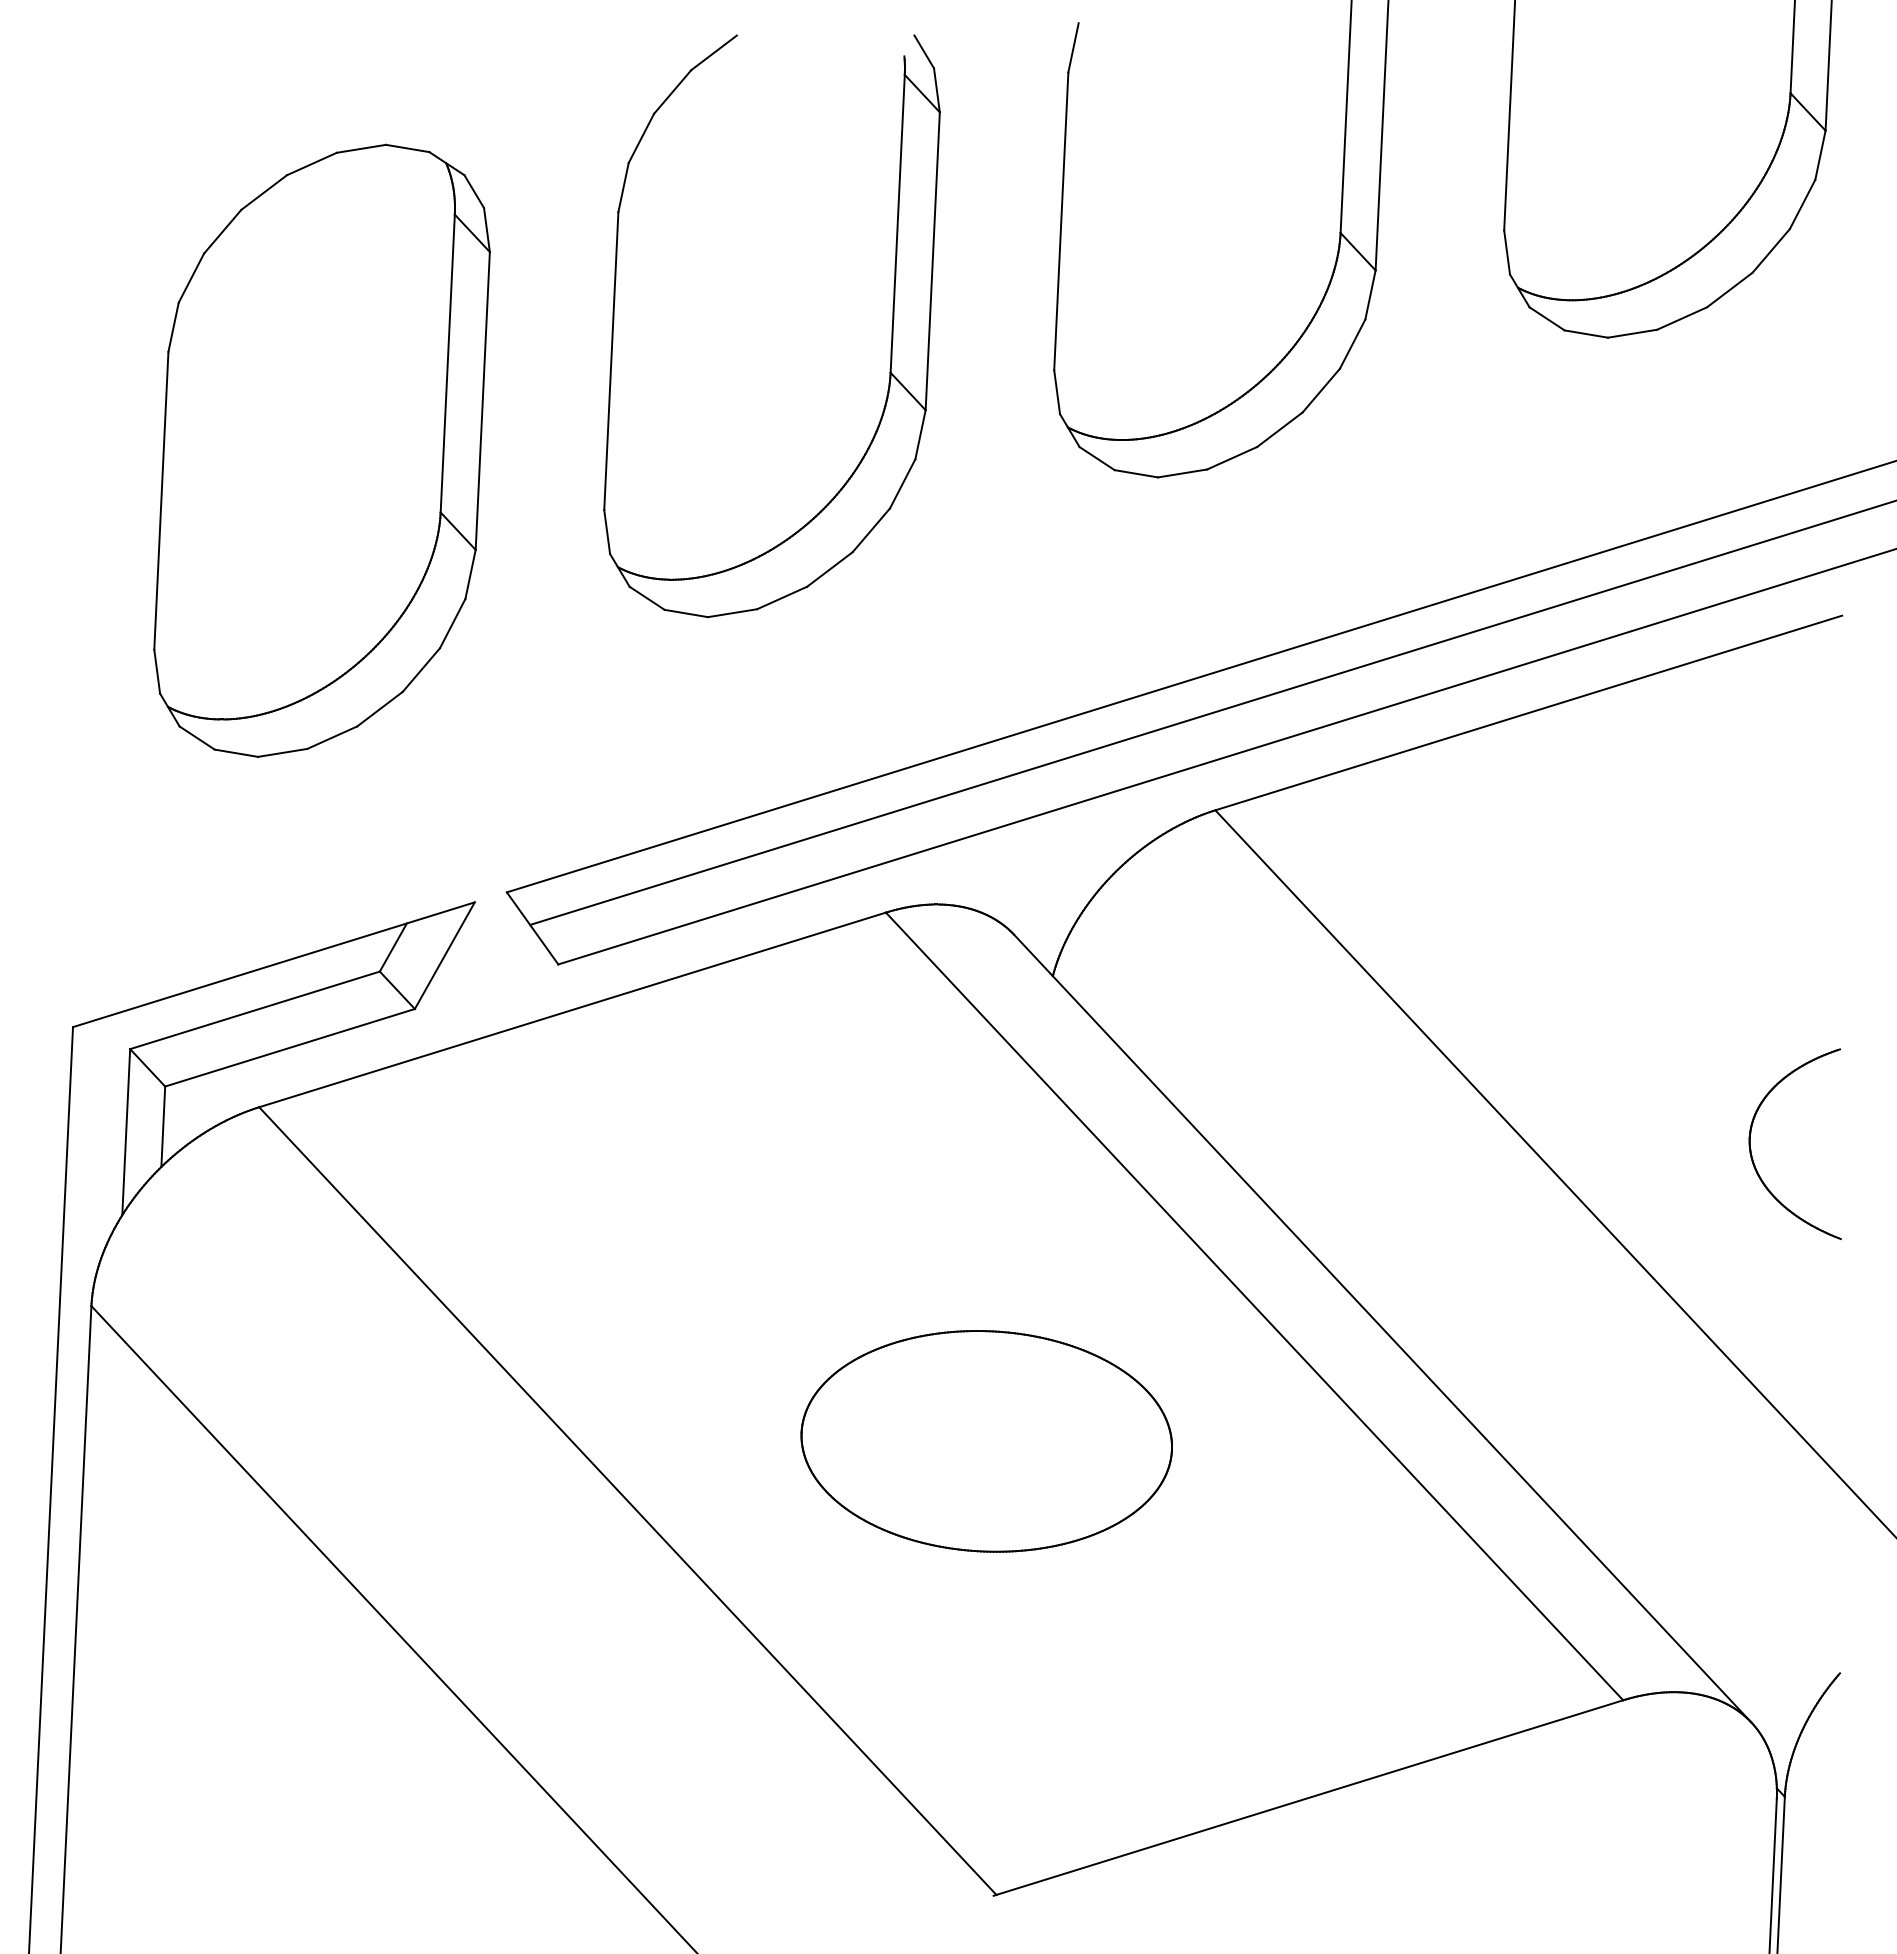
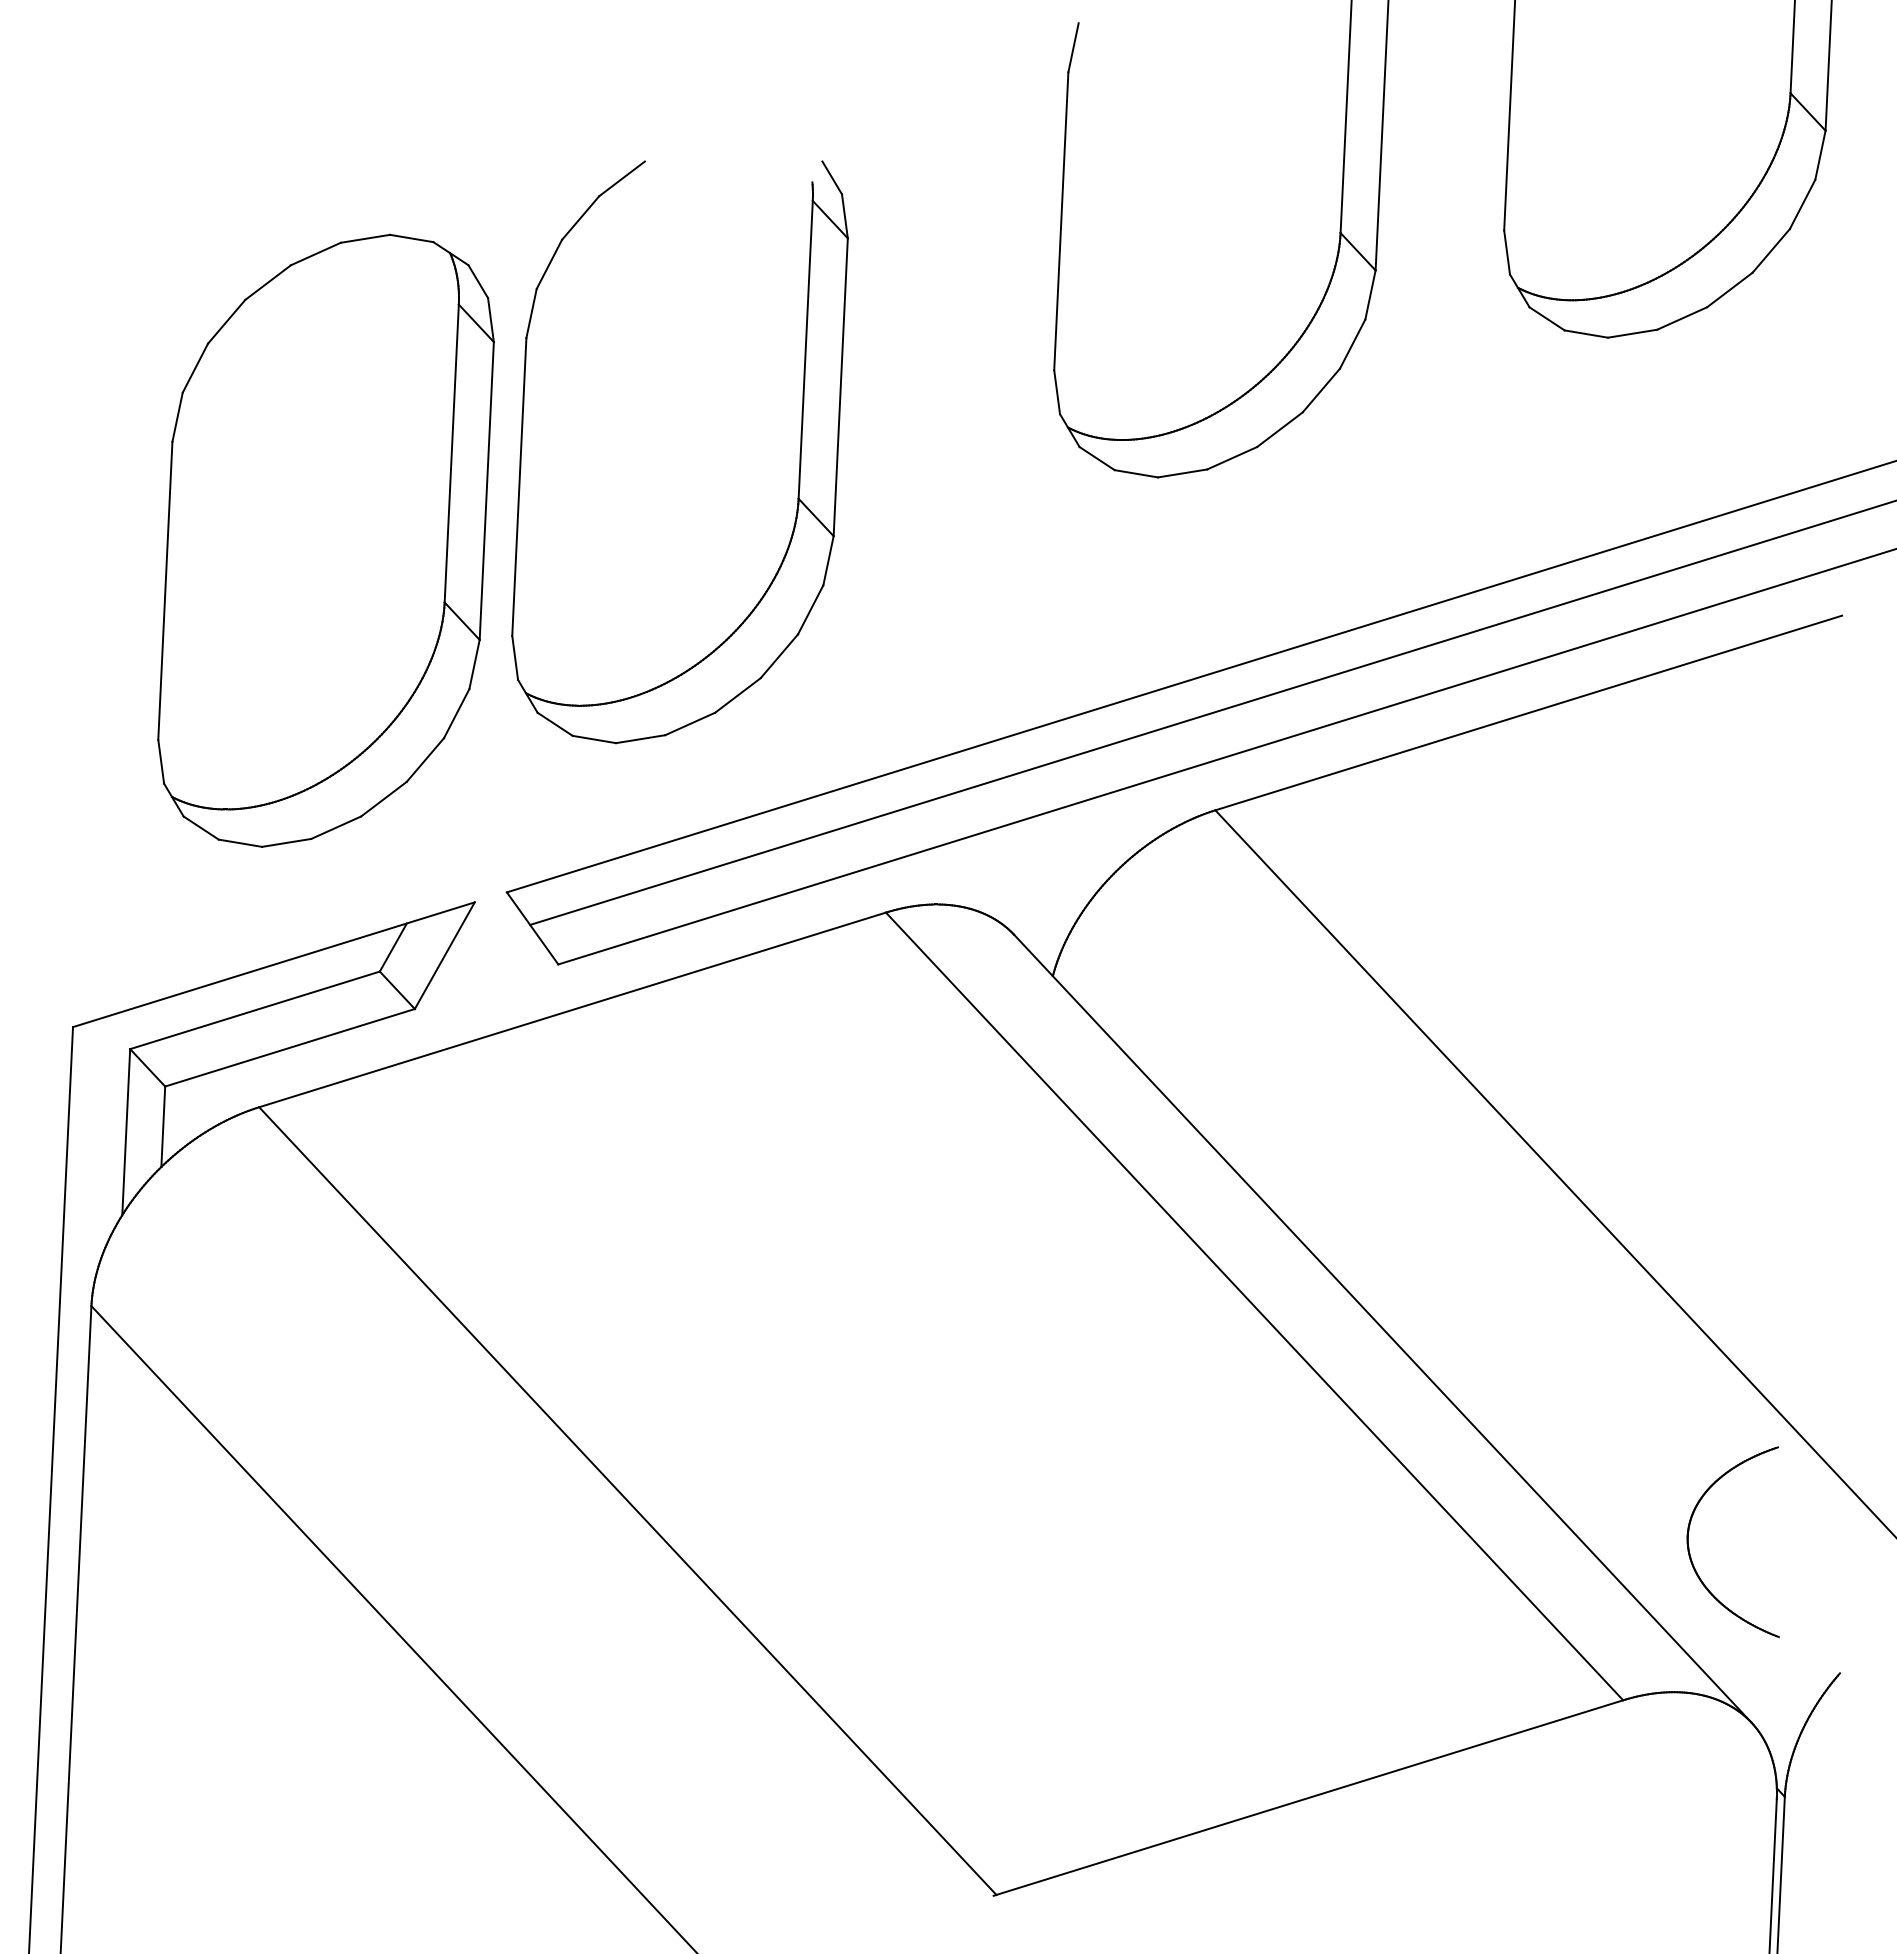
part position: (891, 327) -> (799, 453) (799, 453)
part position: (321, 450) -> (325, 540) (325, 540)
part position: (1751, 1149) -> (1689, 1547) (1689, 1547)
part: present -> none (986, 1441)
